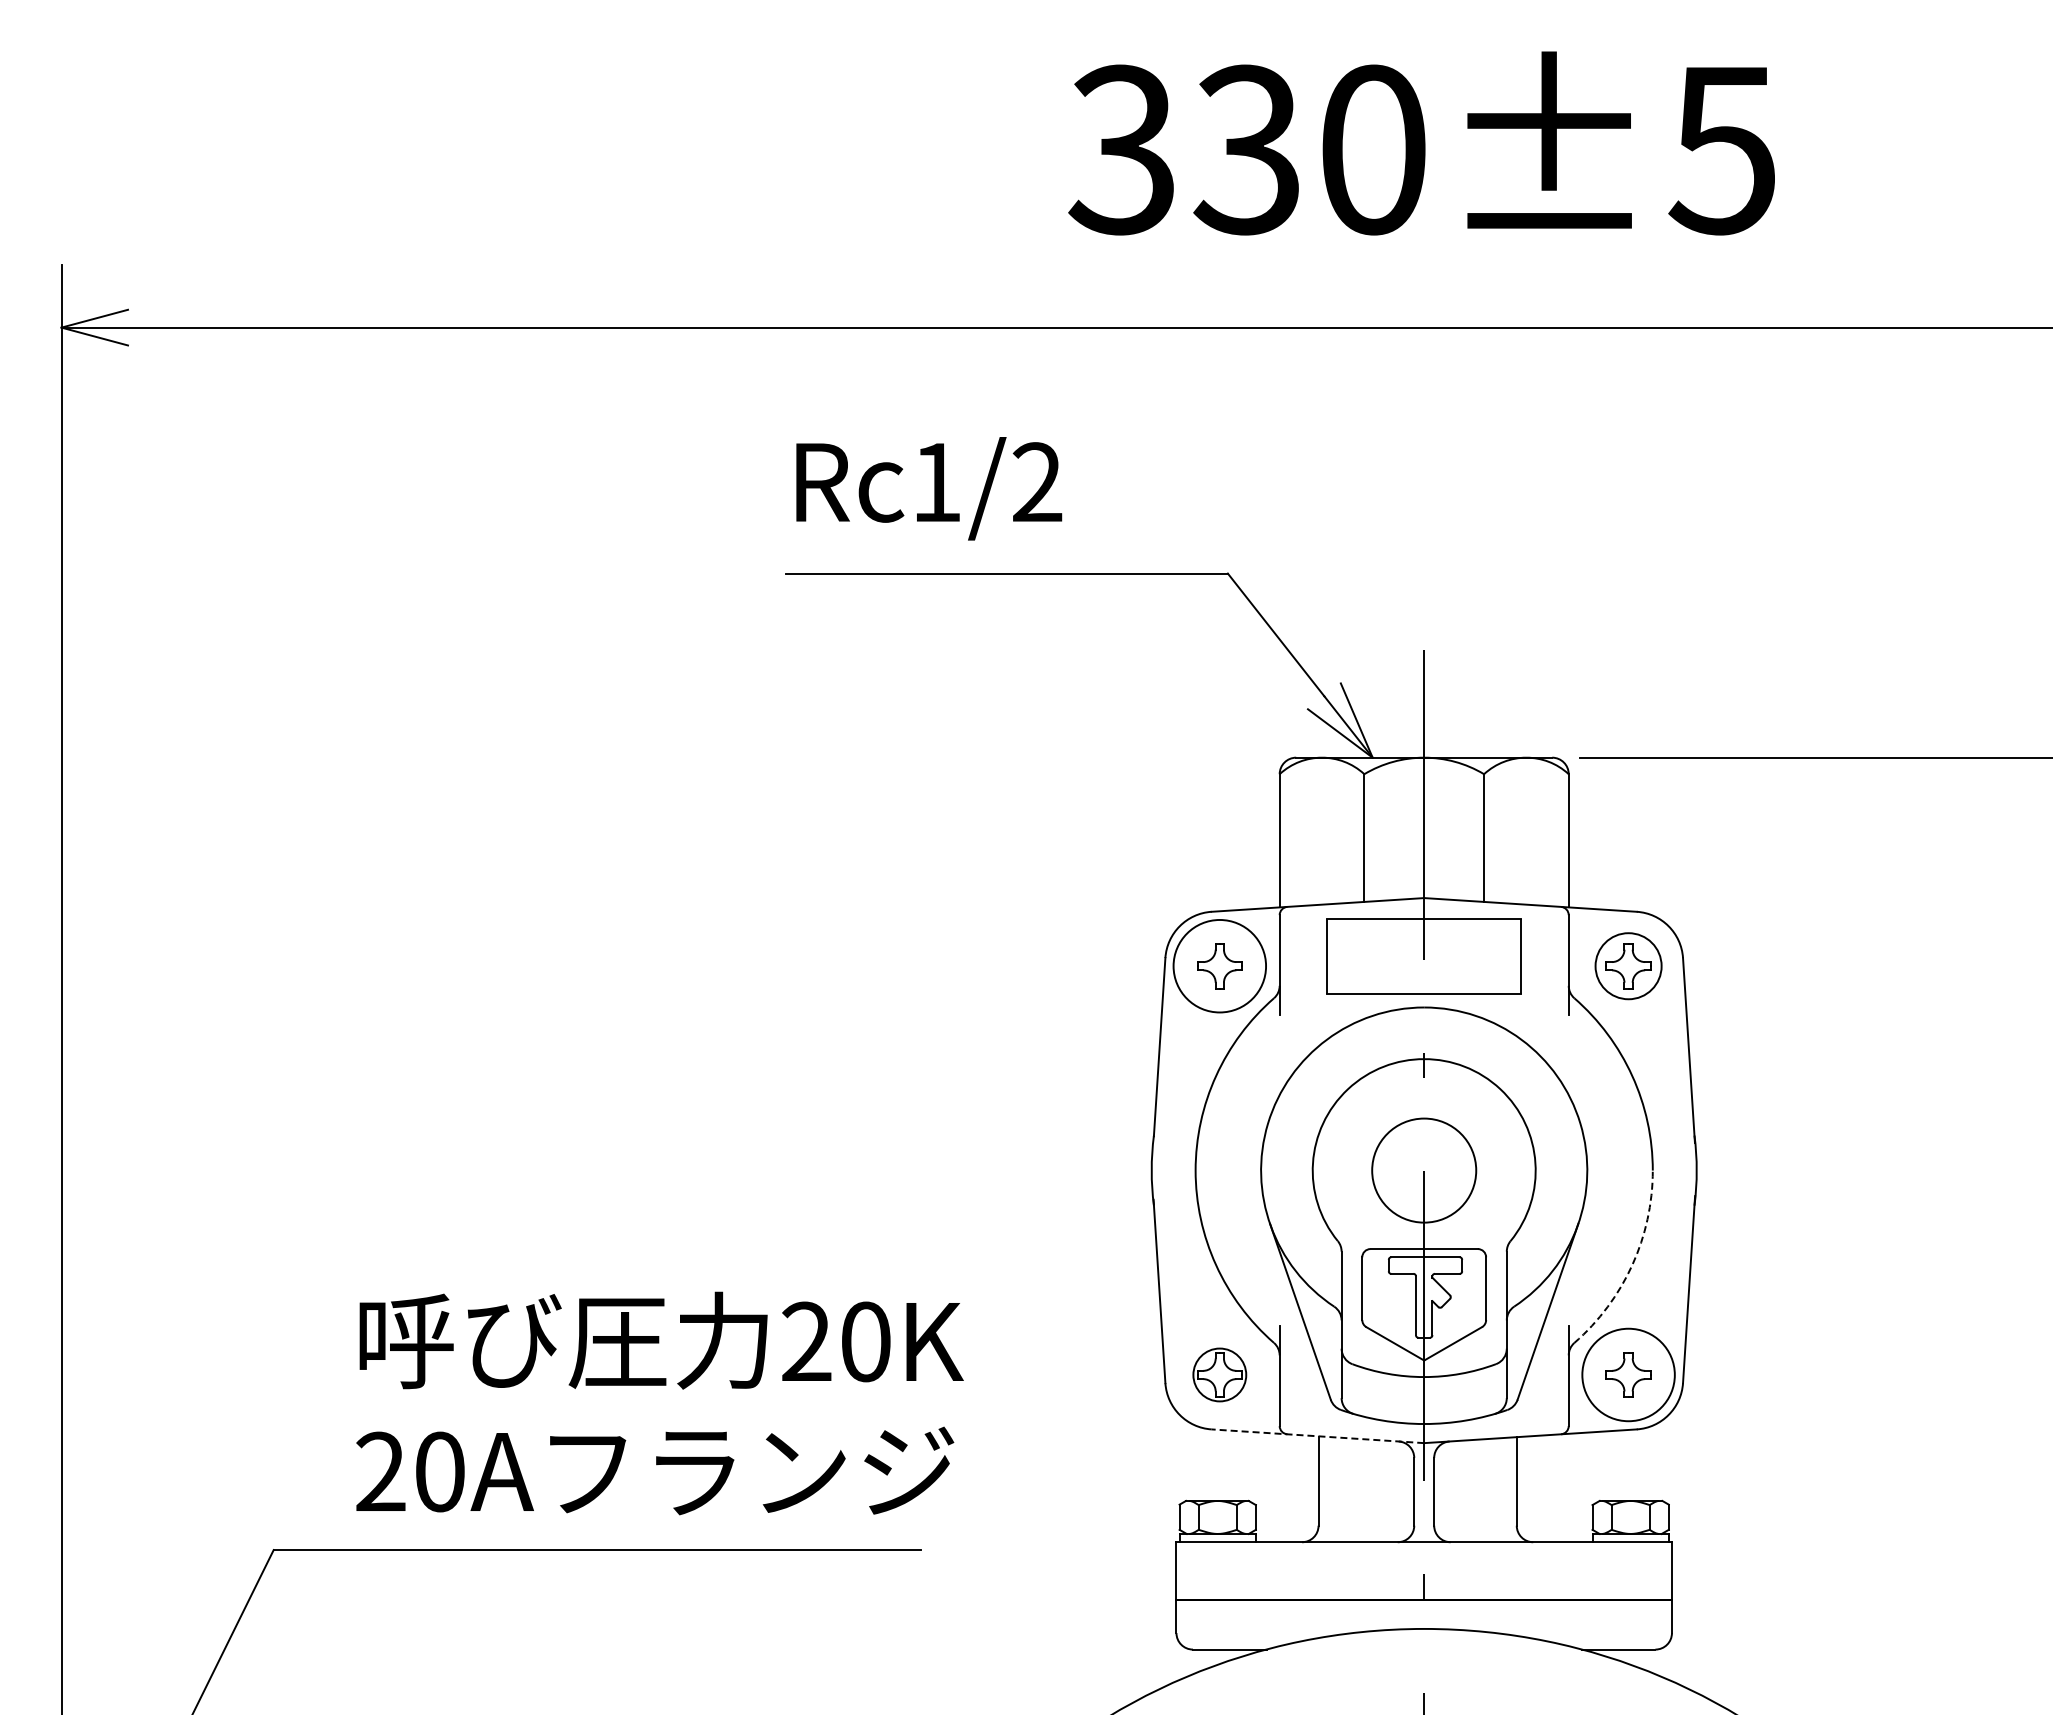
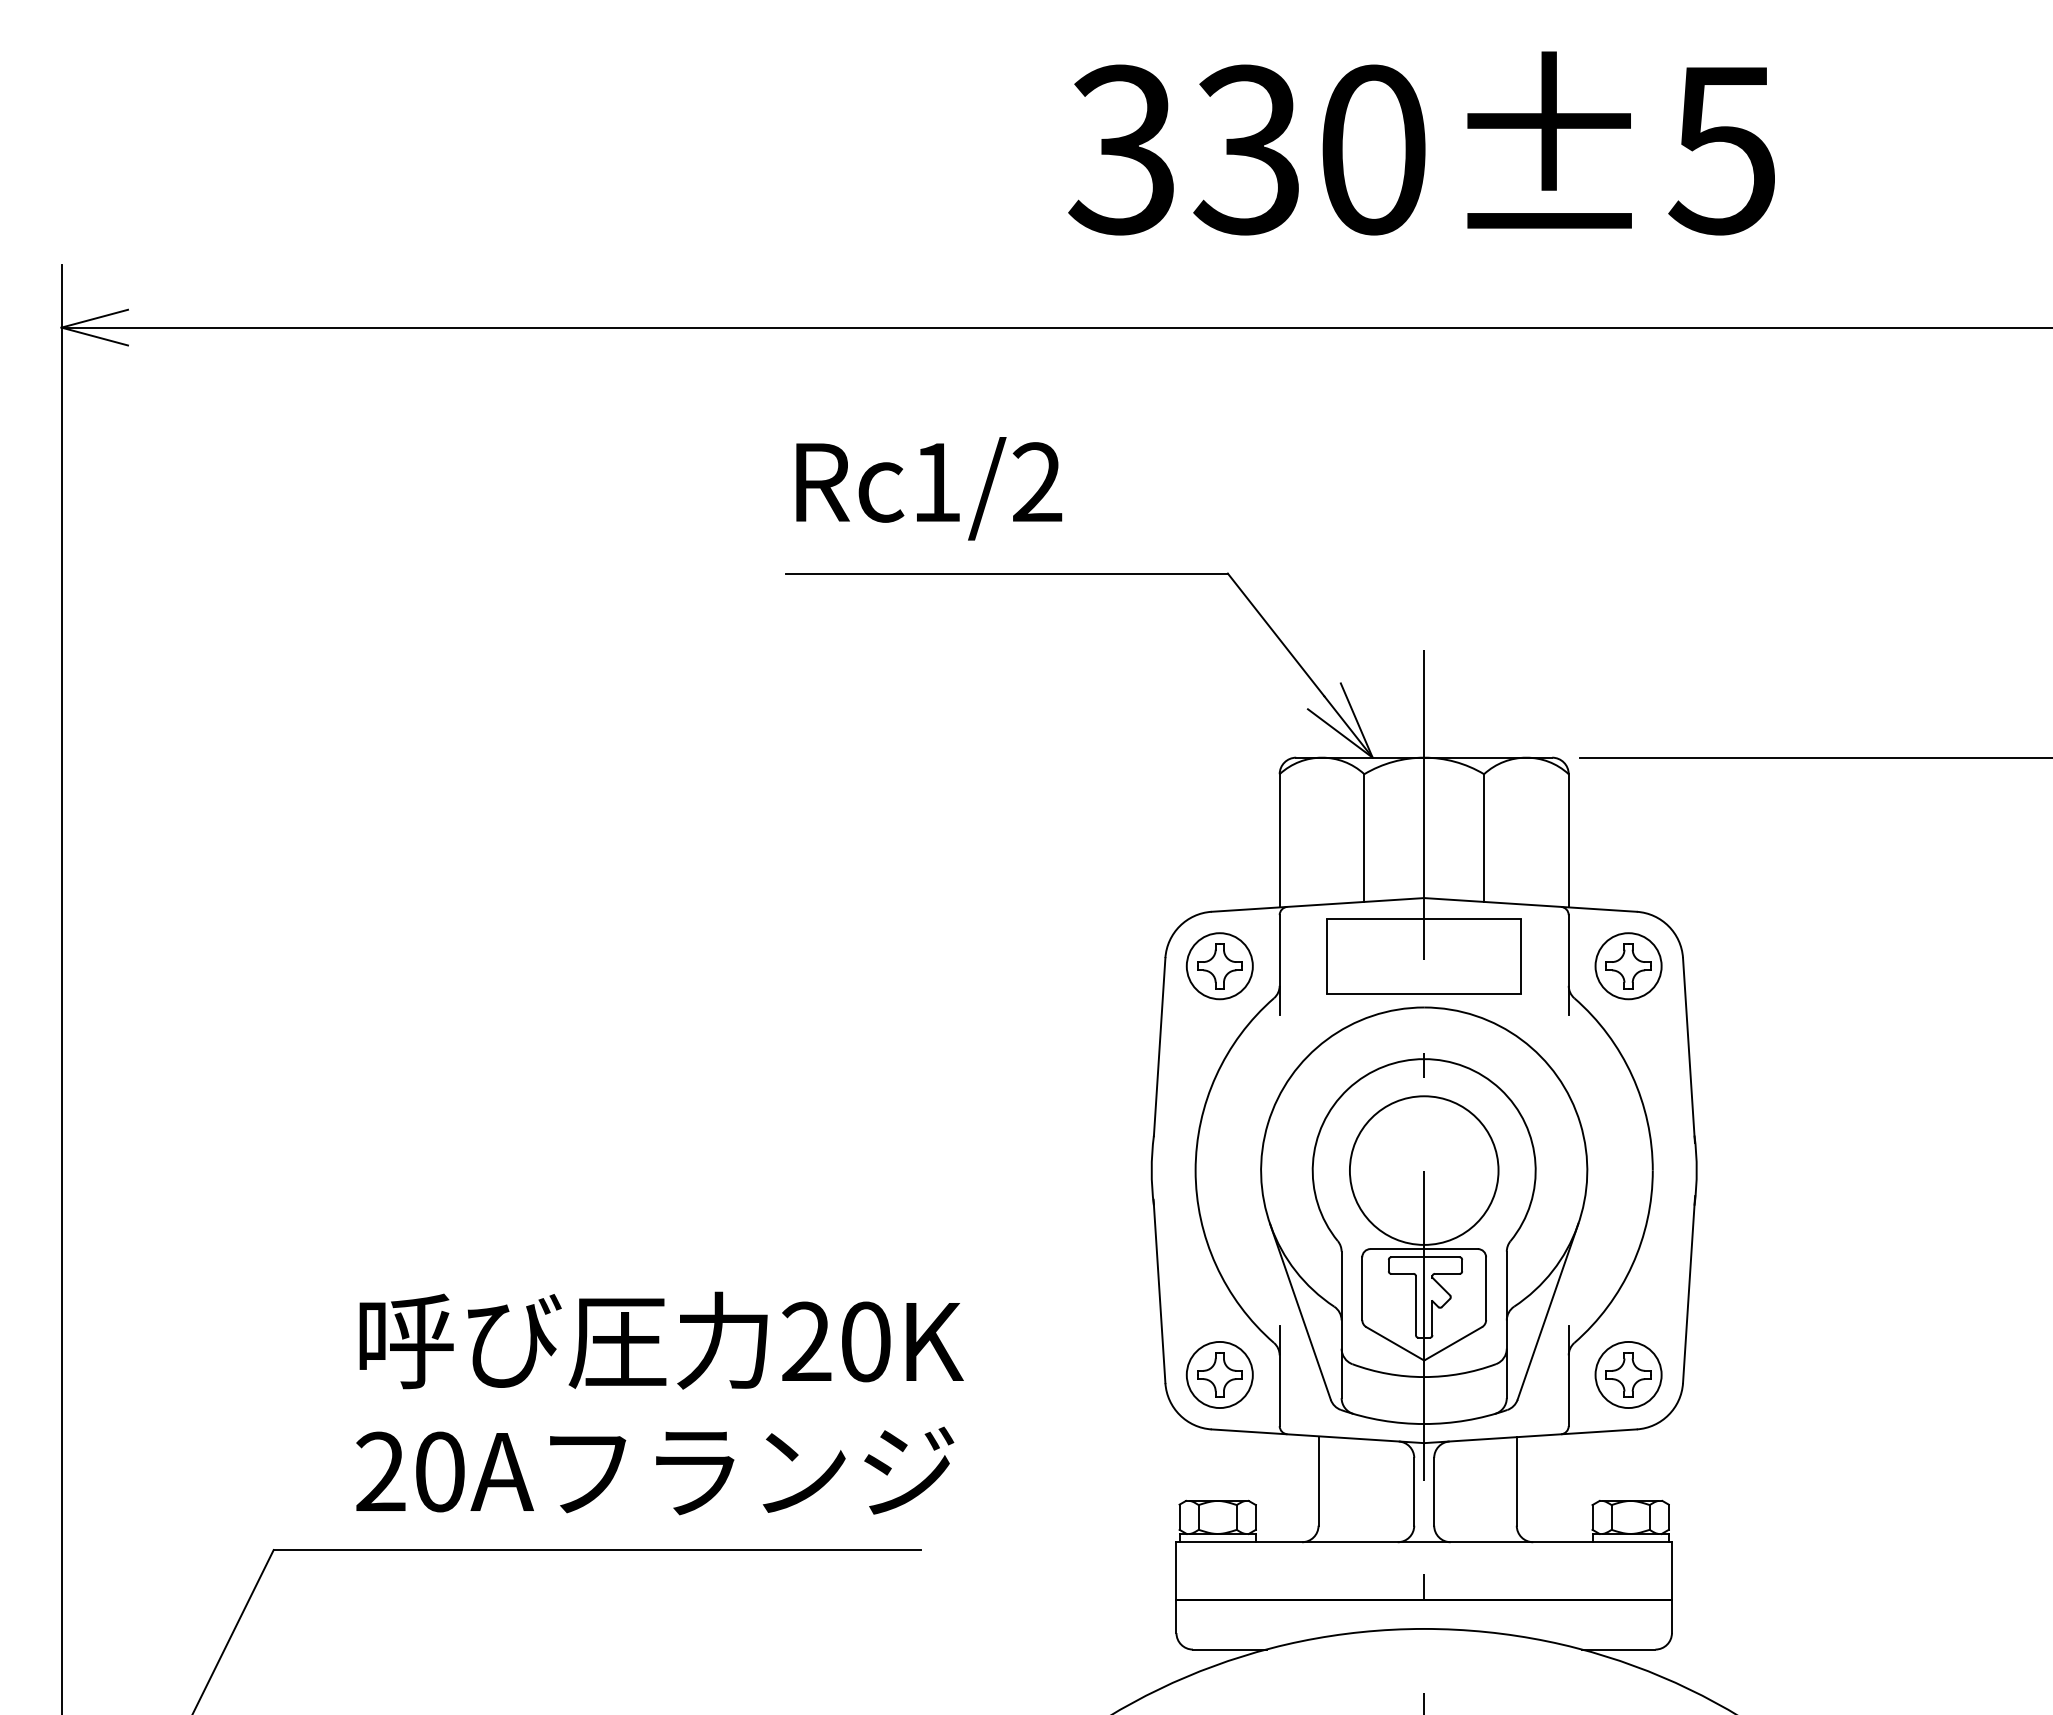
circle diameter: 92 px -> 66 px (1219, 966)
circle diameter: 104 px -> 149 px (1423, 1170)
arc: dashed -> solid (1632, 1265)
circle diameter: 53 px -> 66 px (1219, 1374)
circle diameter: 92 px -> 66 px (1628, 1374)
line: dashed -> solid (1317, 1436)
